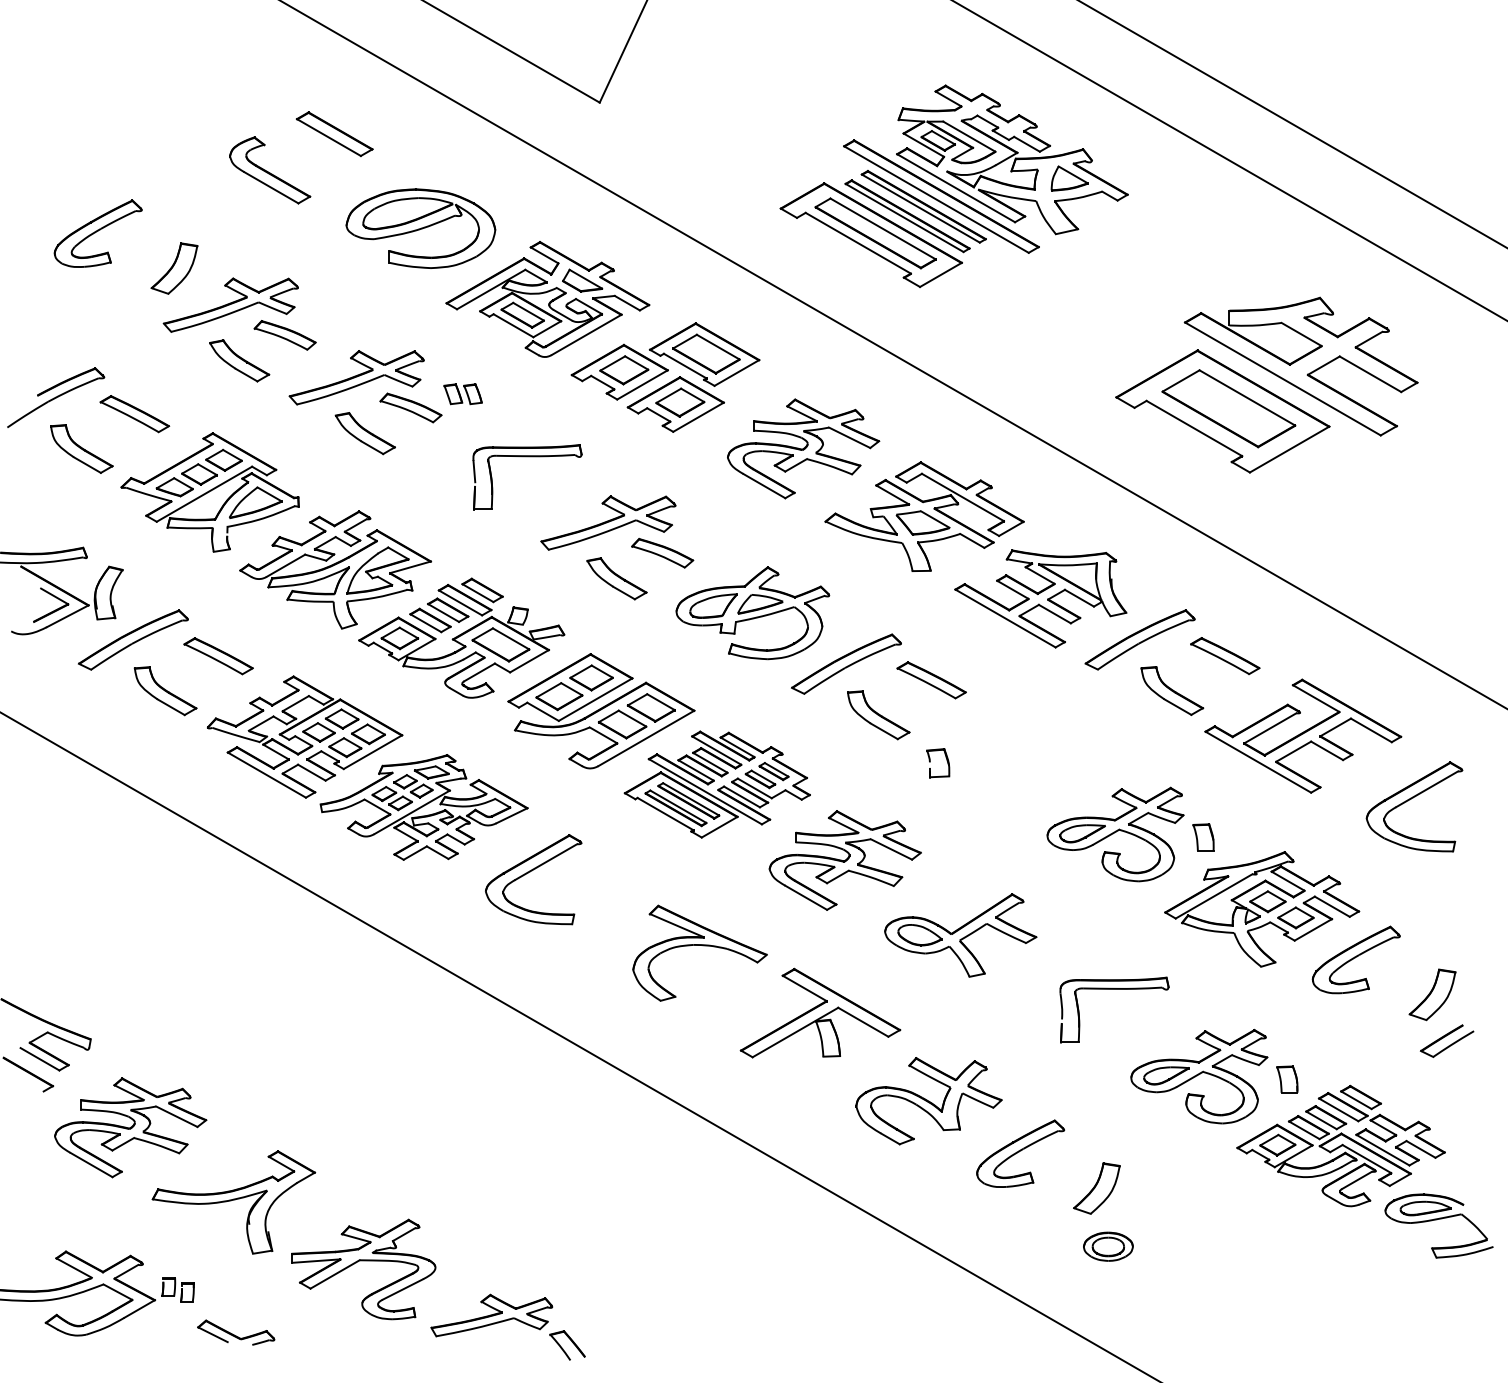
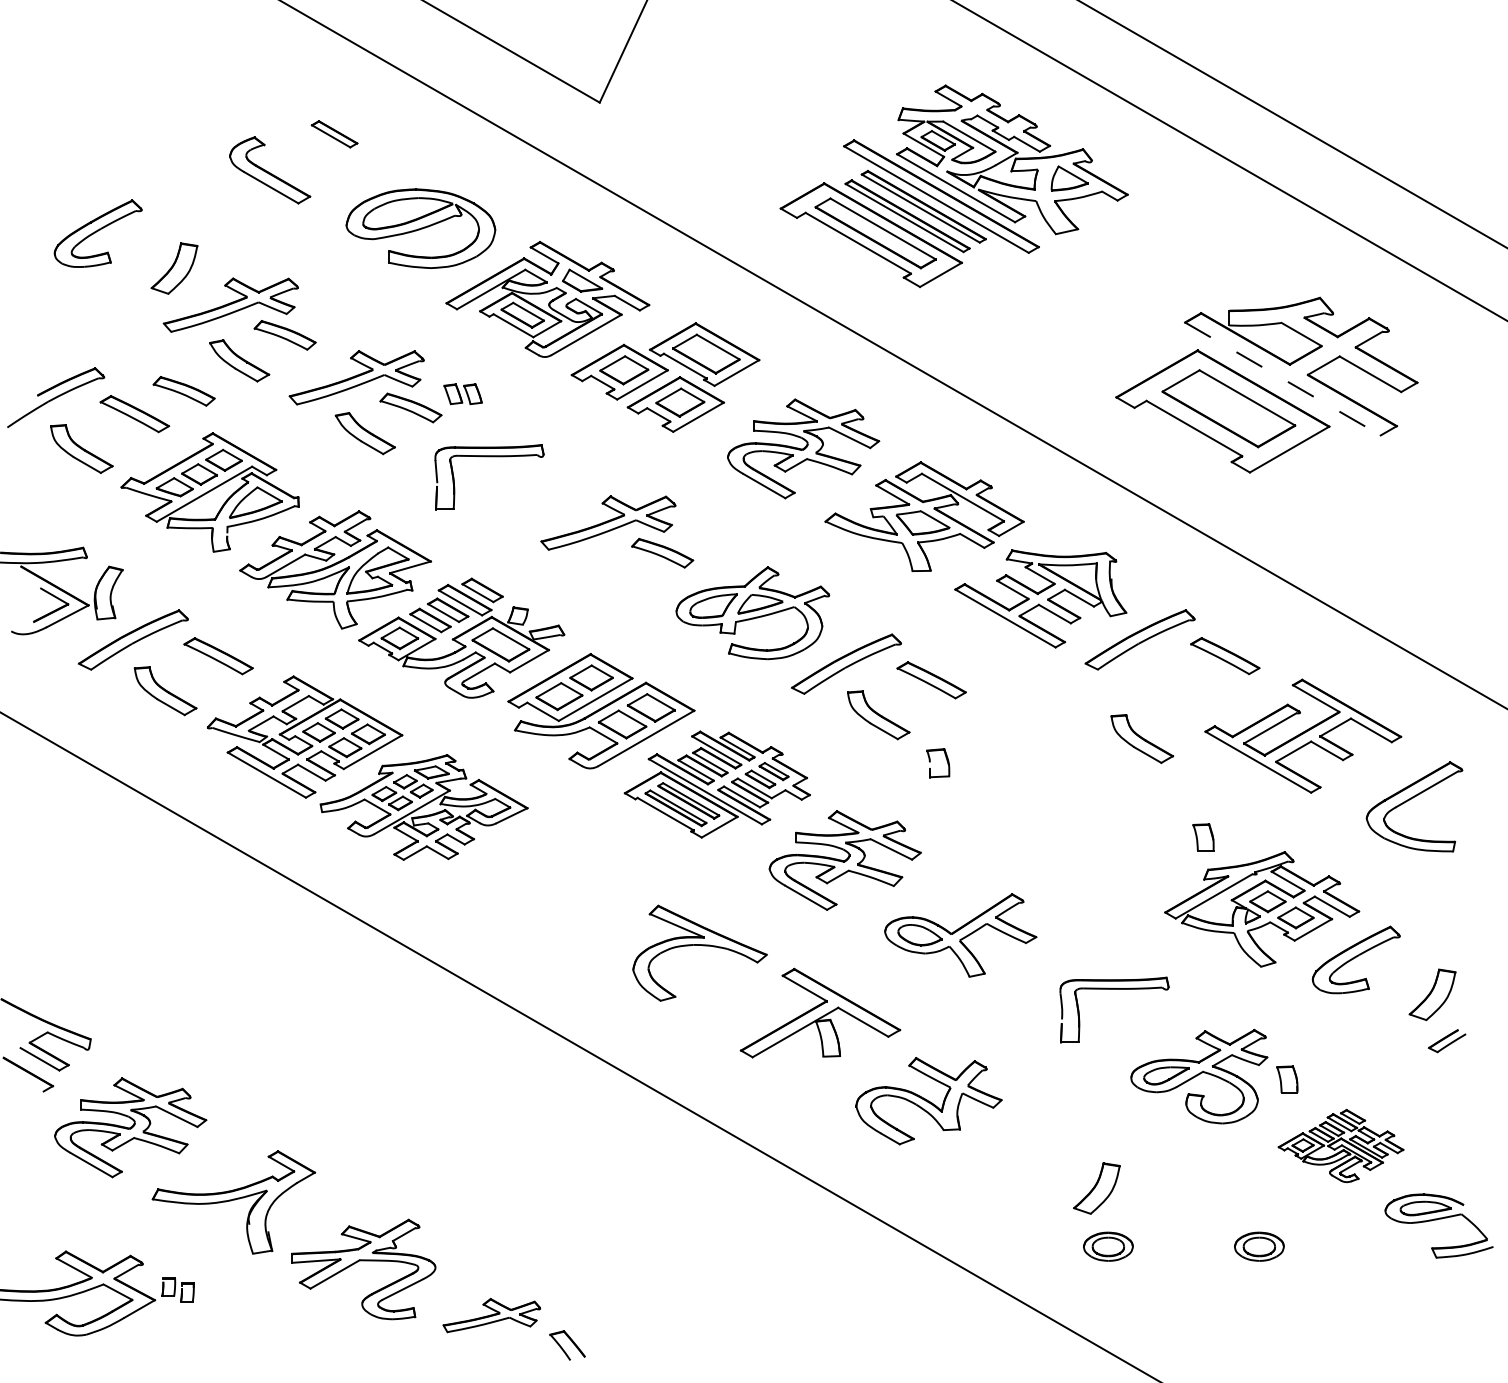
part size: 79x47 px -> 49x29 px (334, 134)
line: solid -> dashed (1282, 378)
part: none -> present (183, 391)
part position: (527, 457) -> (489, 457) (489, 457)
part: present -> none (616, 578)
part position: (1172, 690) -> (1142, 738) (1142, 738)
part: present -> none (1115, 834)
part: present -> none (530, 872)
part size: 55x34 px -> 40x25 px (1446, 1041)
part size: 210x124 px -> 128x76 px (1340, 1145)
part: present -> none (1020, 1153)
part: none -> present (1259, 1246)
part size: 124x45 px -> 100x36 px (491, 1315)
part: present -> none (236, 1332)
